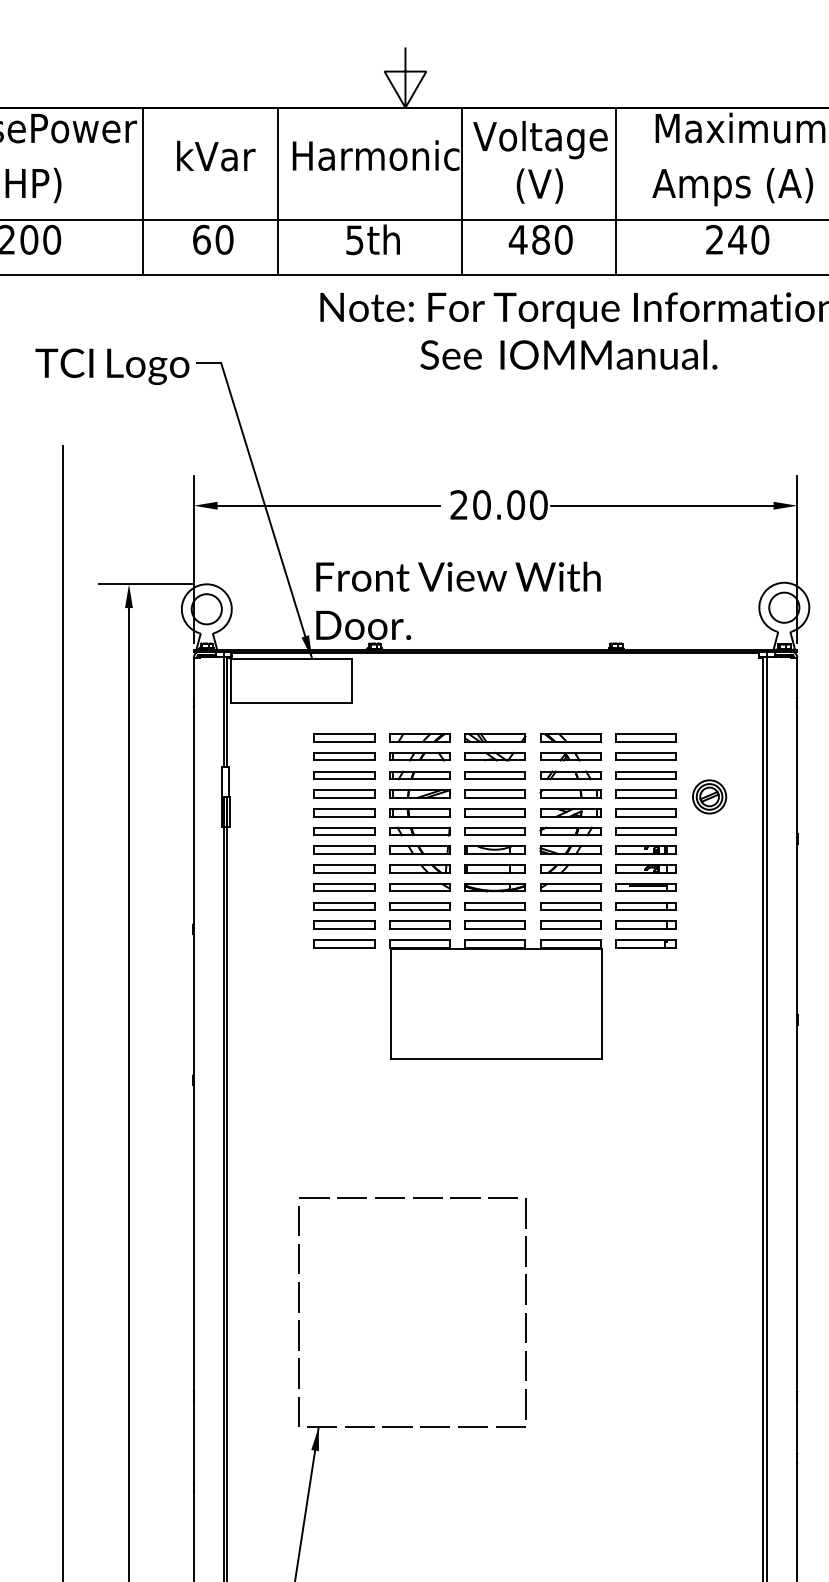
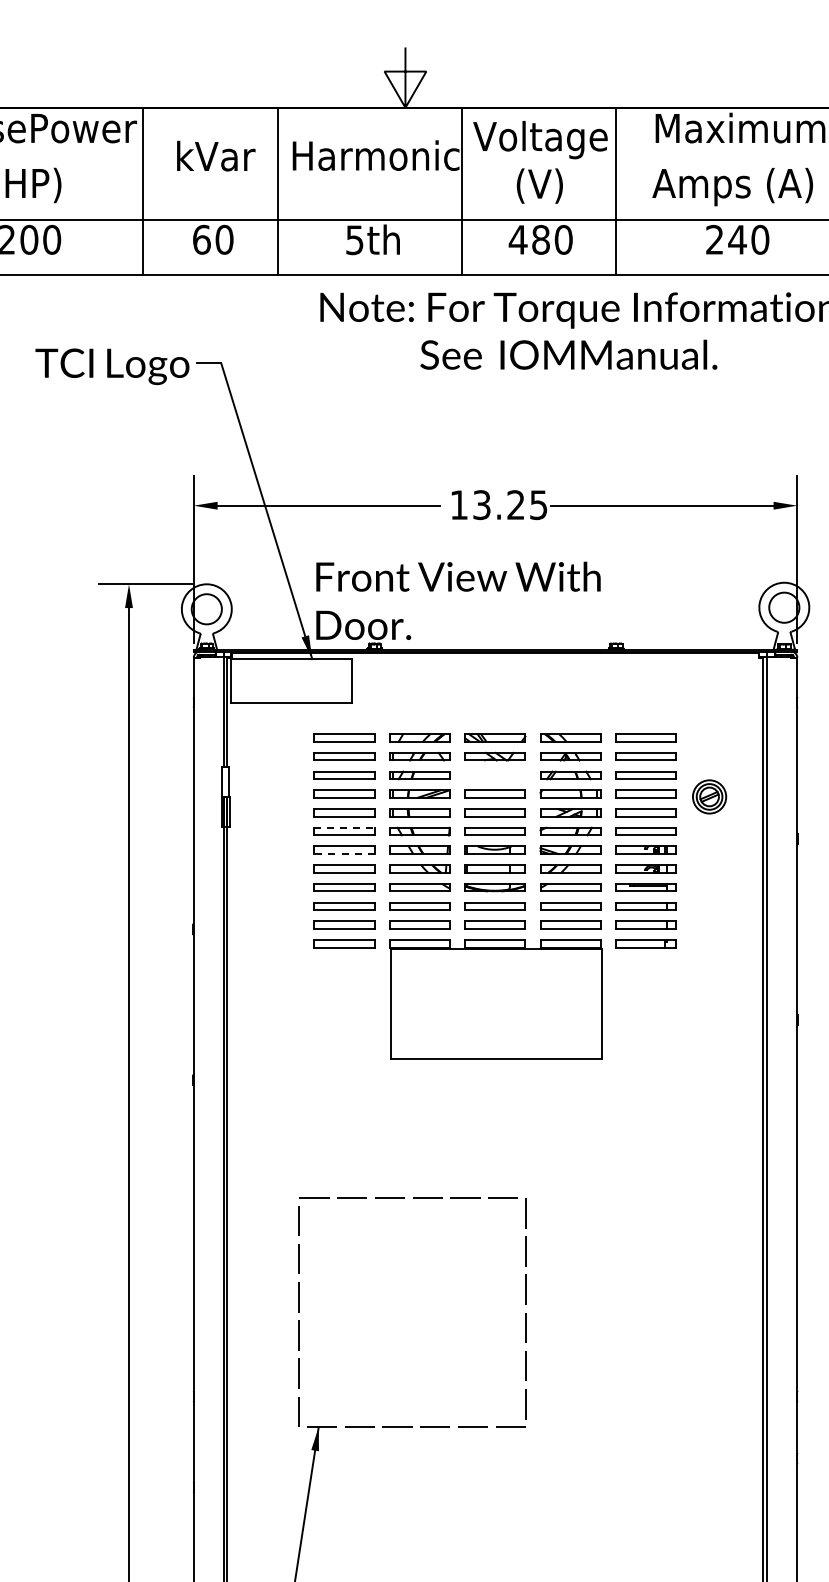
text: 20.00 -> 13.25 (498, 505)
part: present -> none (494, 775)
line: solid -> dashed (344, 827)
line: solid -> dashed (343, 854)
line: present -> none (62, 1011)
